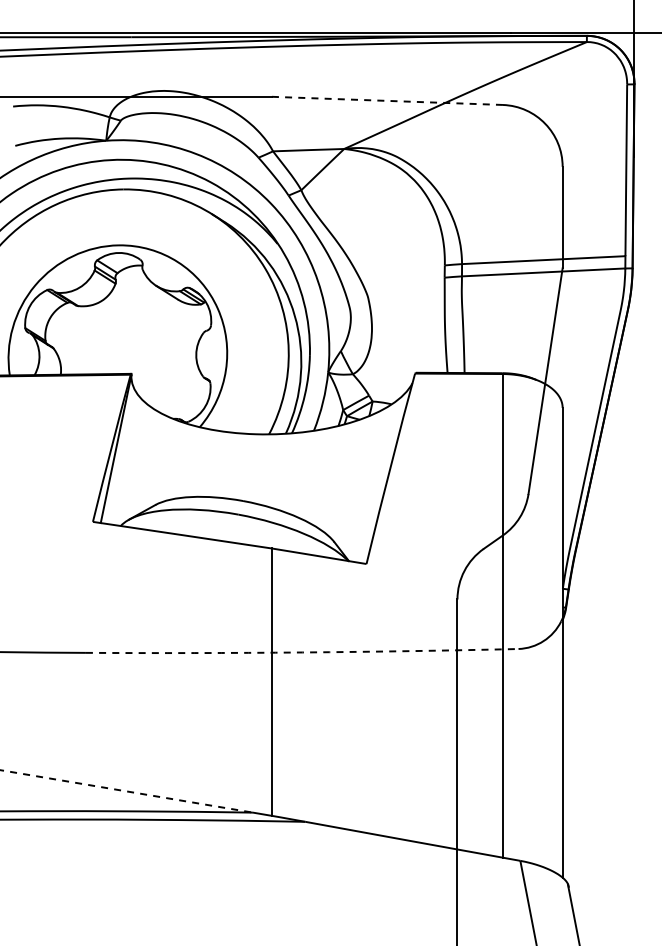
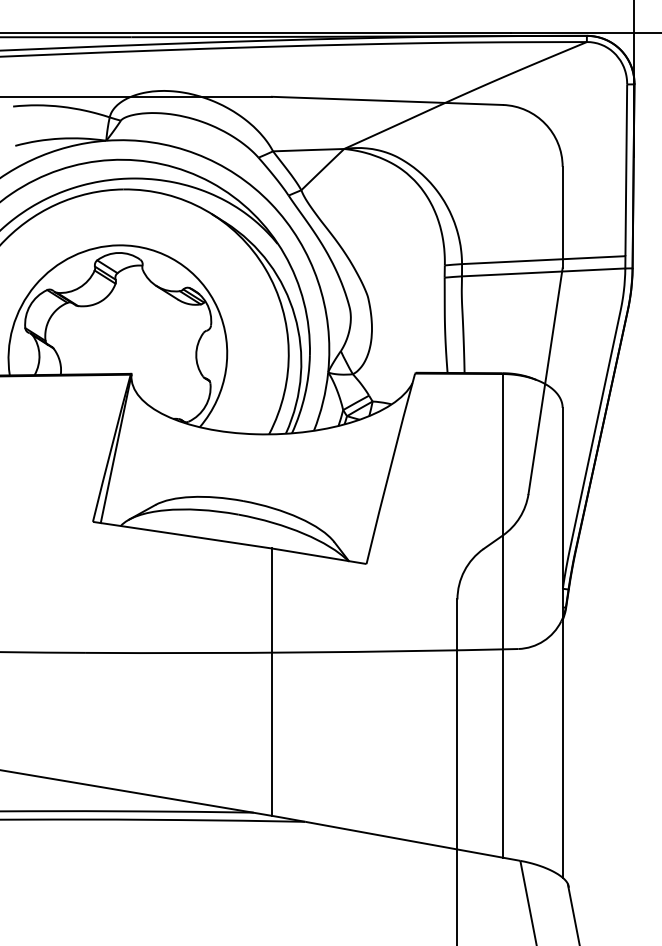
line: dashed -> solid (387, 100)
arc: dashed -> solid (302, 652)
line: dashed -> solid (126, 791)
